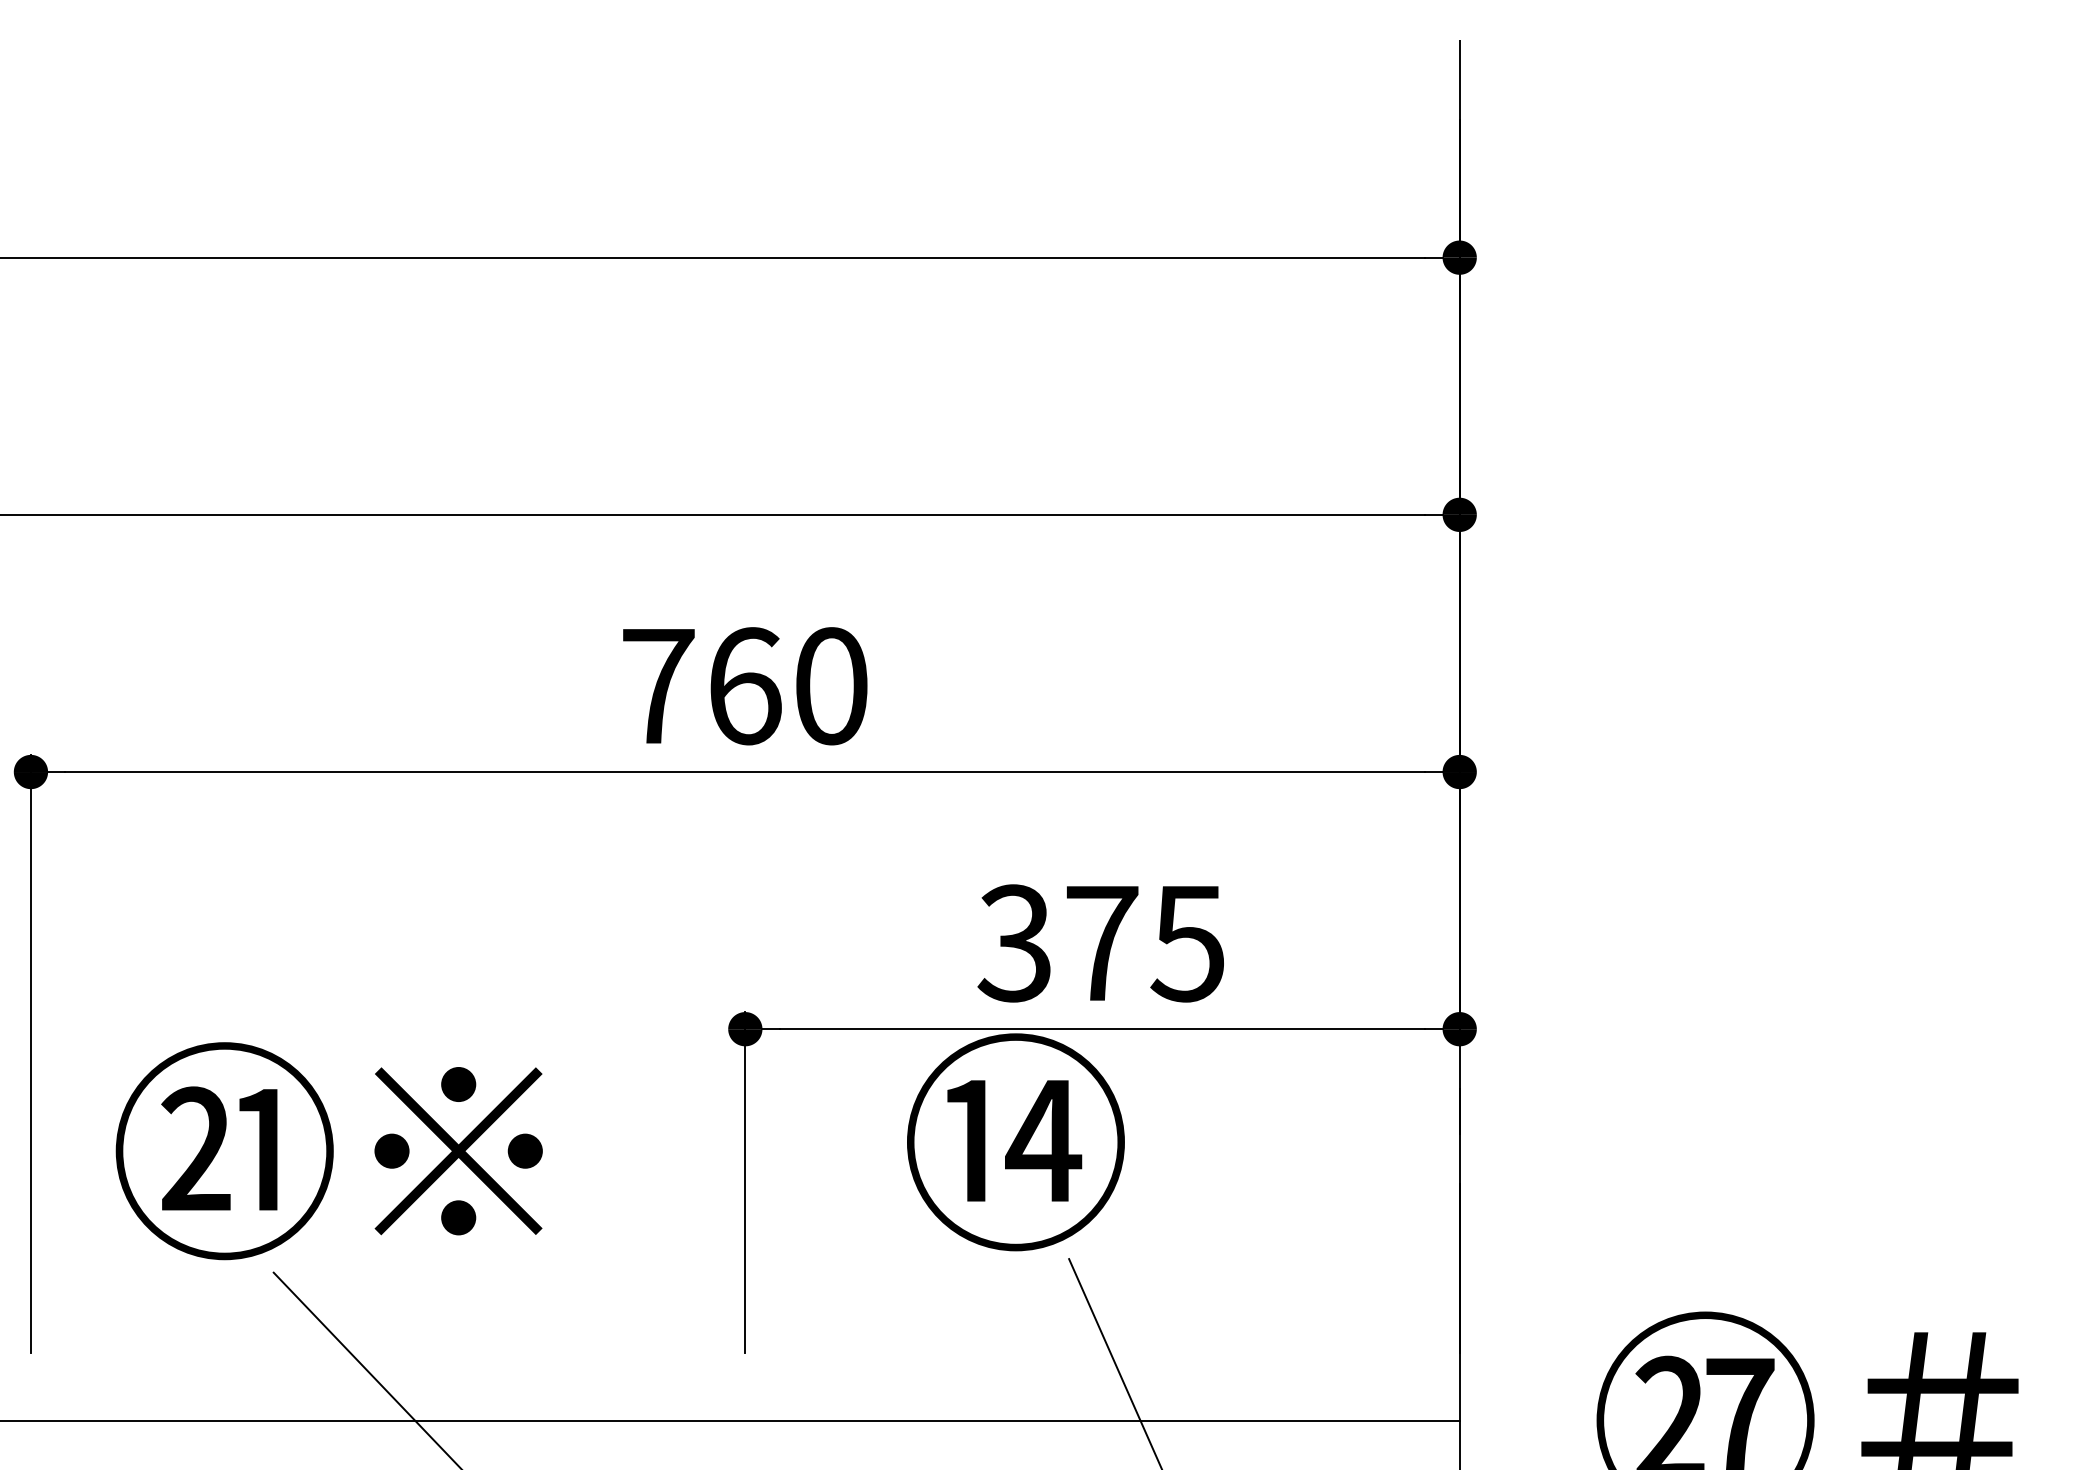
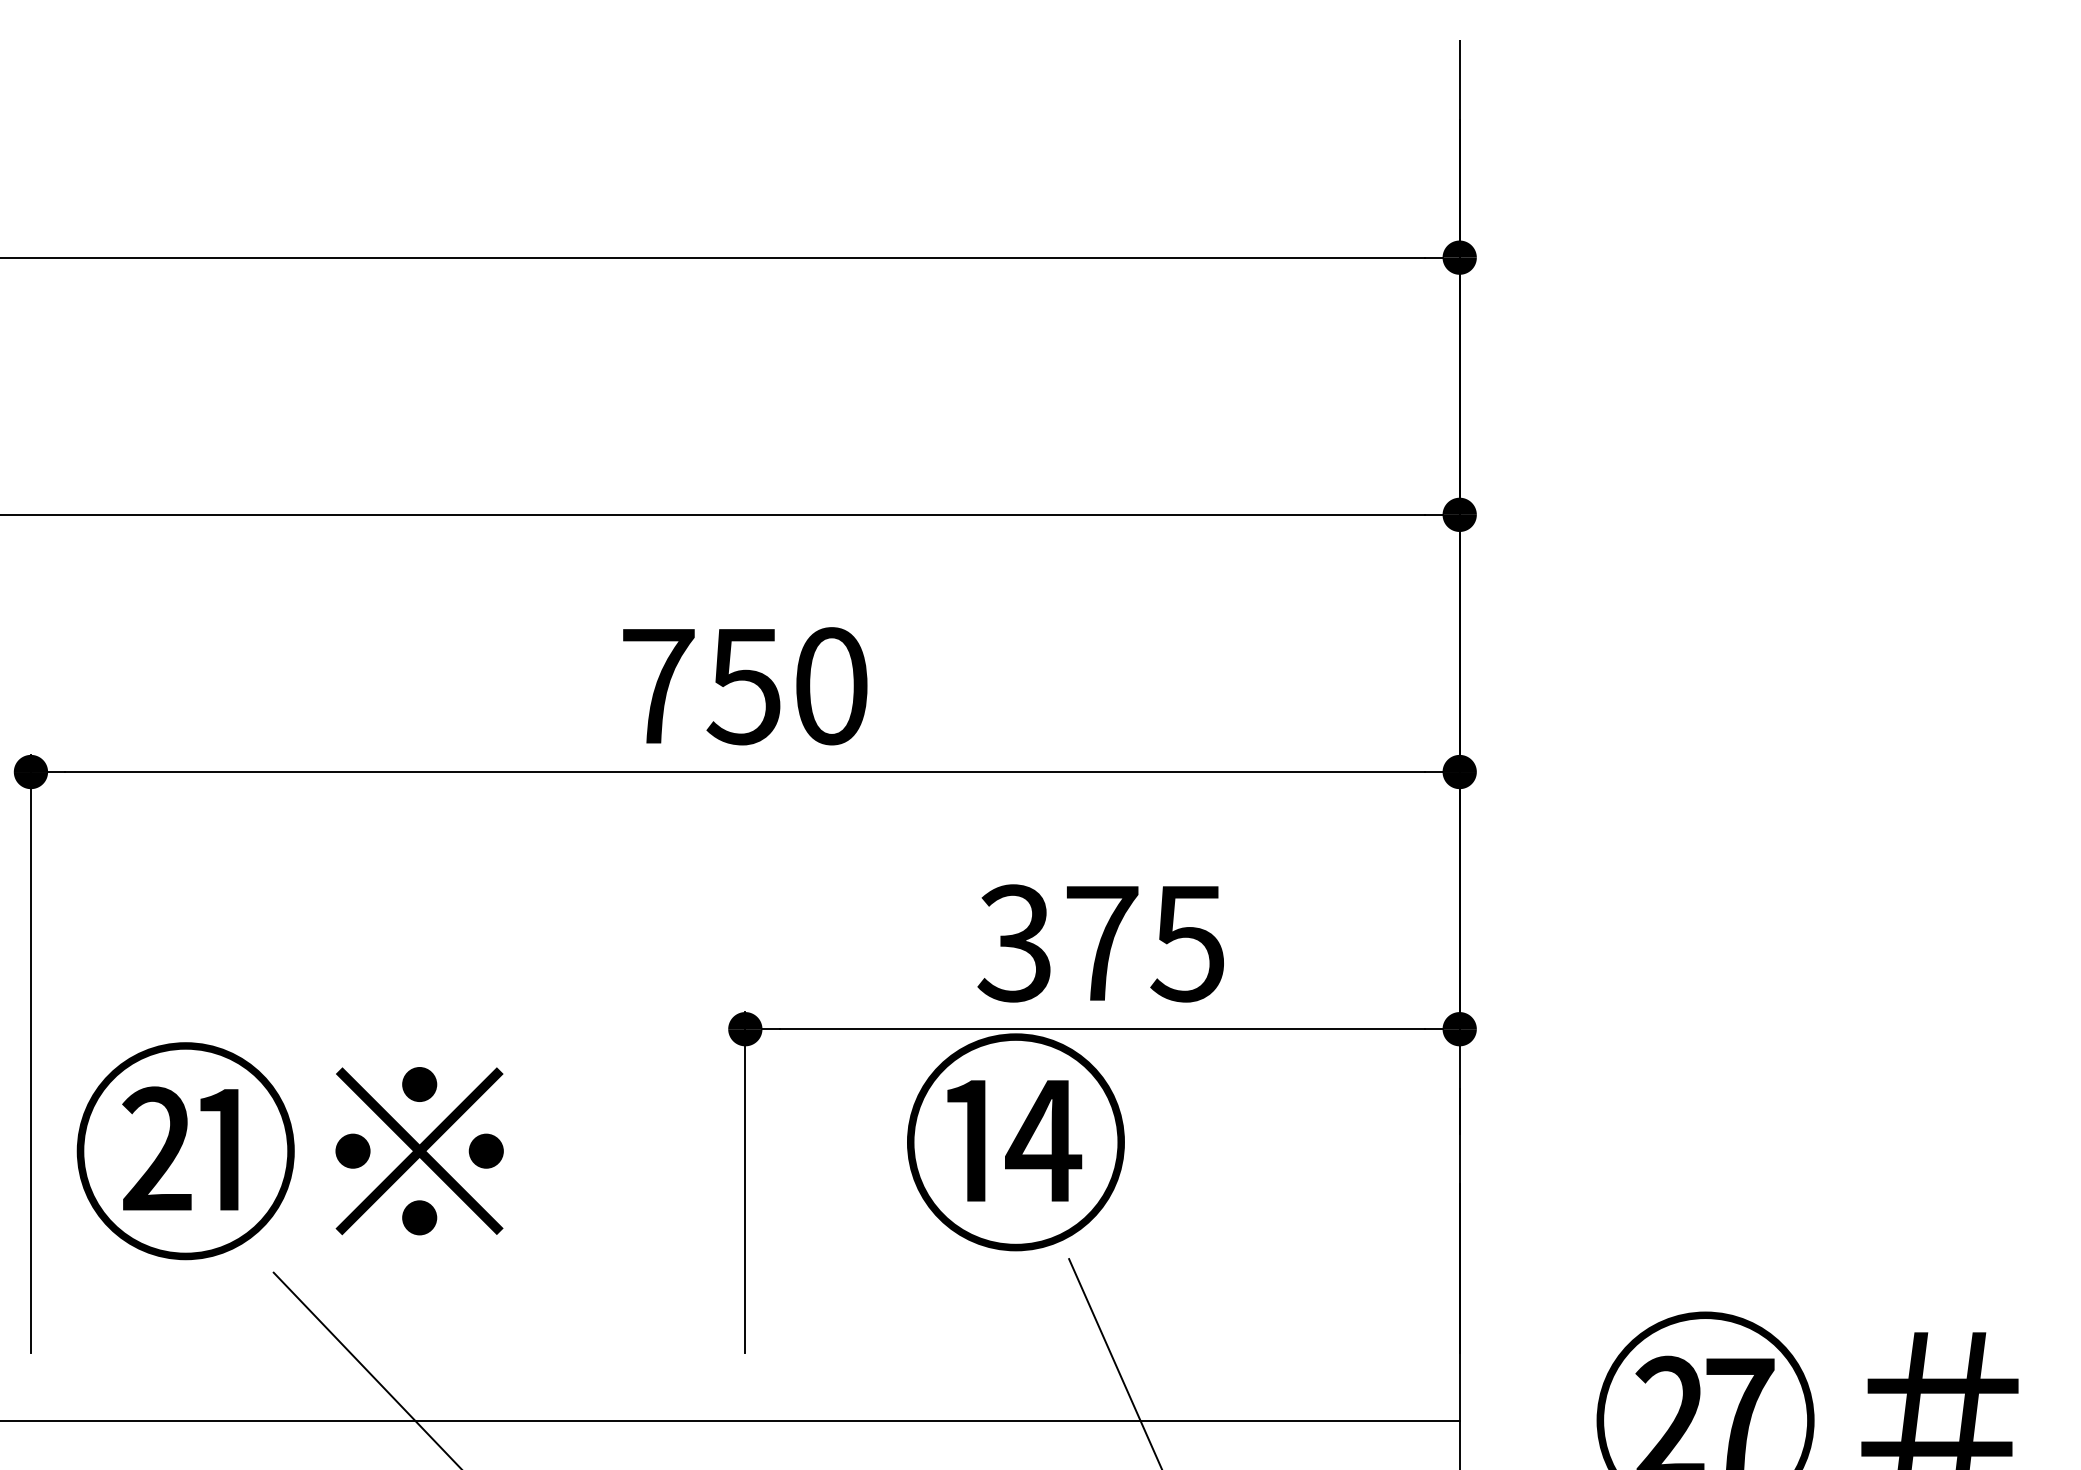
text: 760 -> 750 (743, 686)
text position: (328, 1151) -> (289, 1151) (289, 1151)
